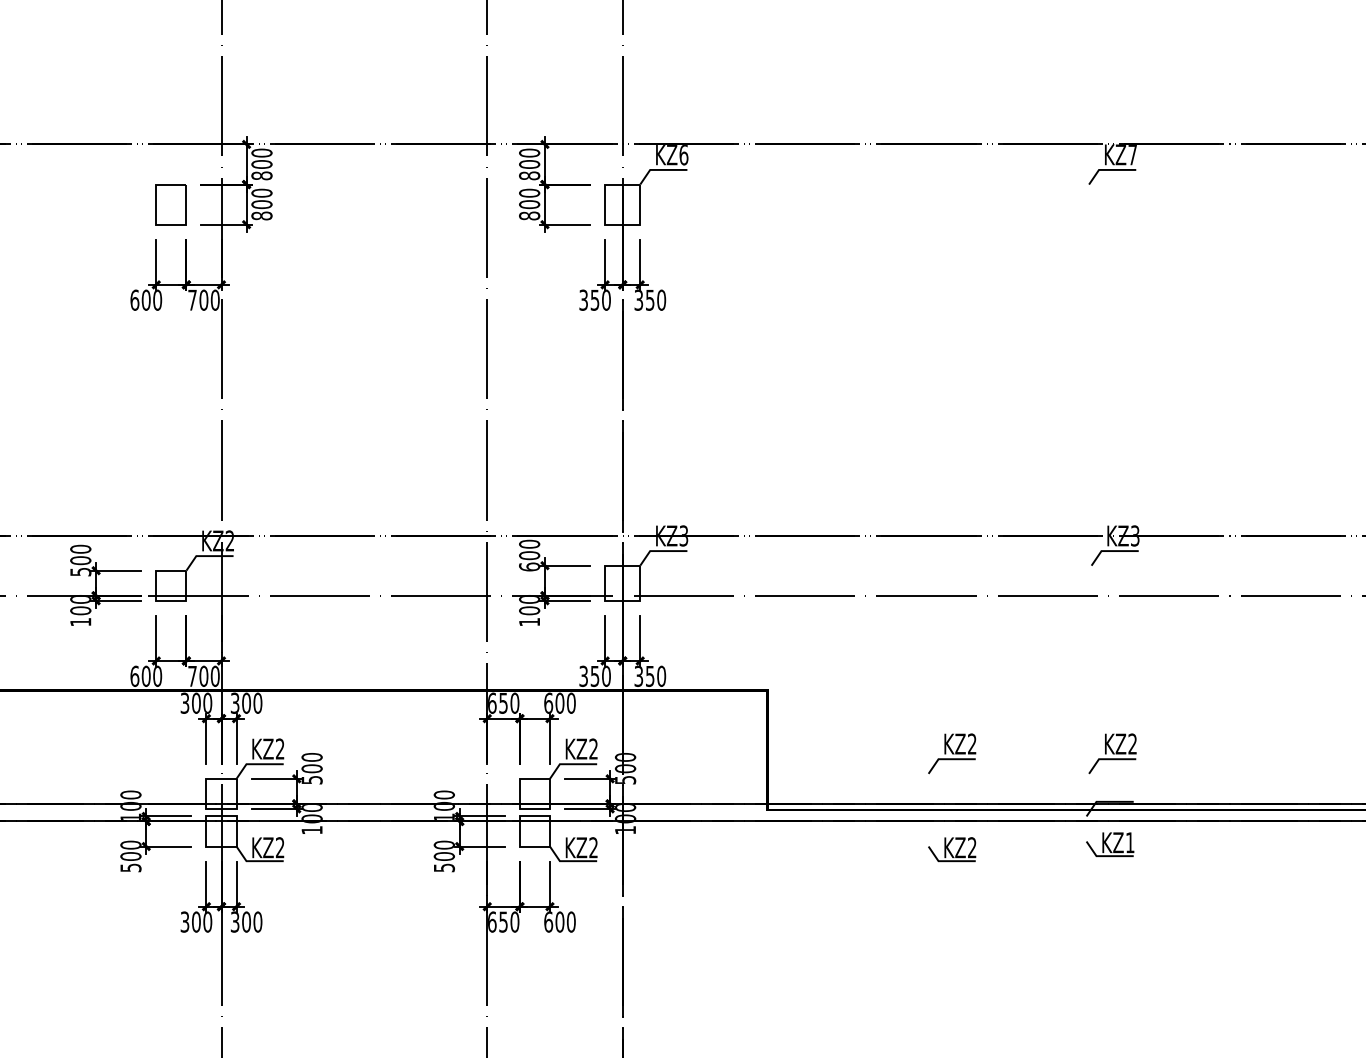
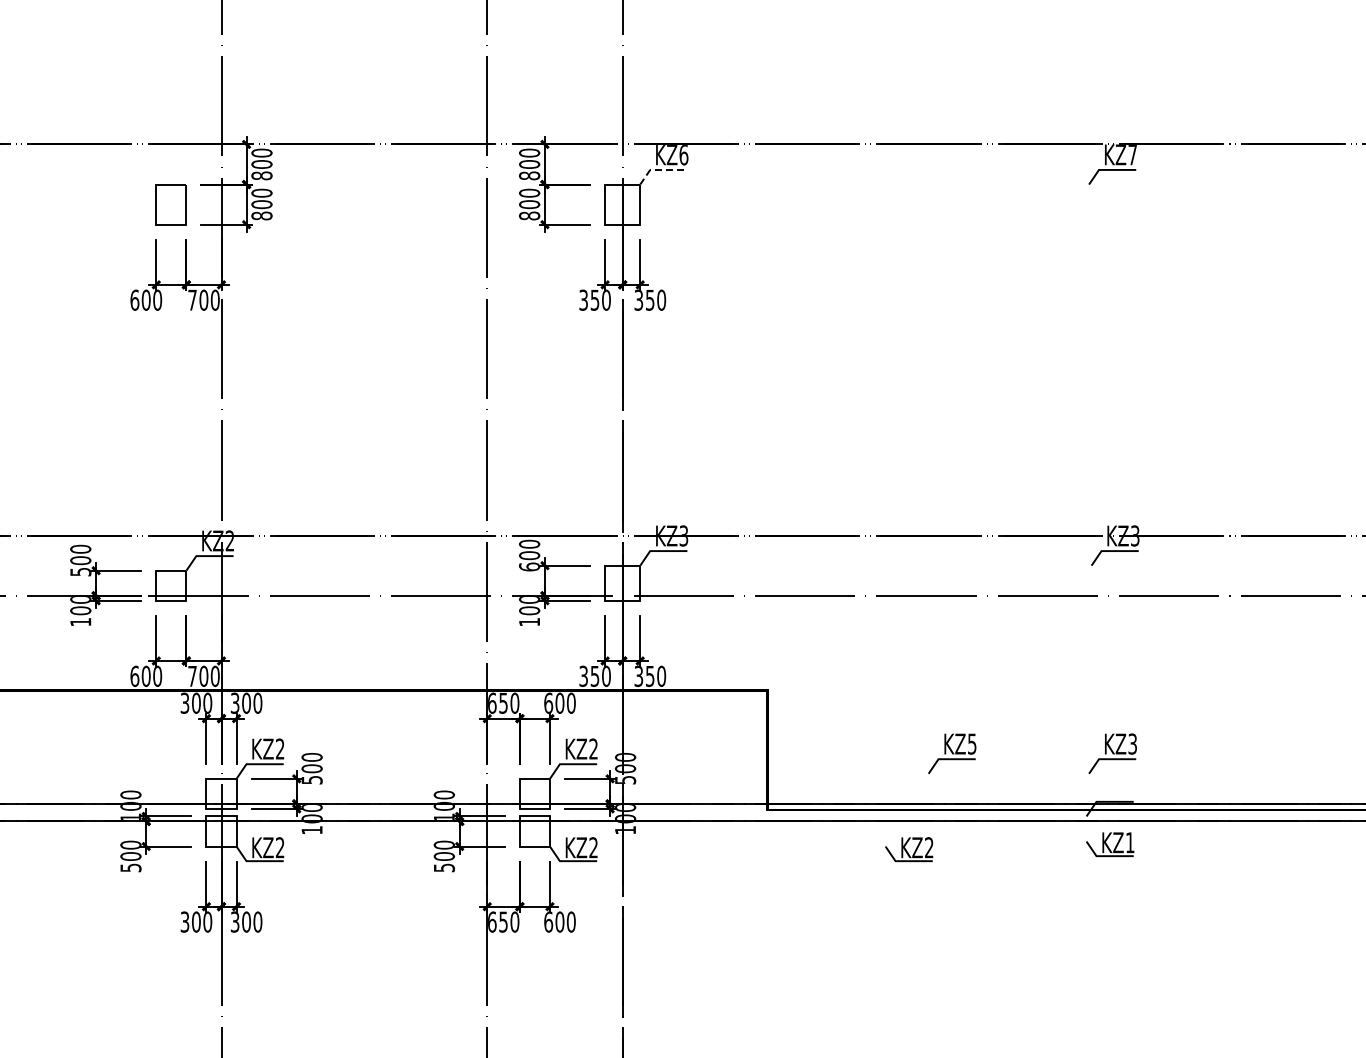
line: solid -> dashed (659, 169)
text: KZ2 -> KZ5 (972, 743)
text: KZ2 -> KZ3 (1132, 744)
part position: (952, 849) -> (909, 849) (909, 849)
